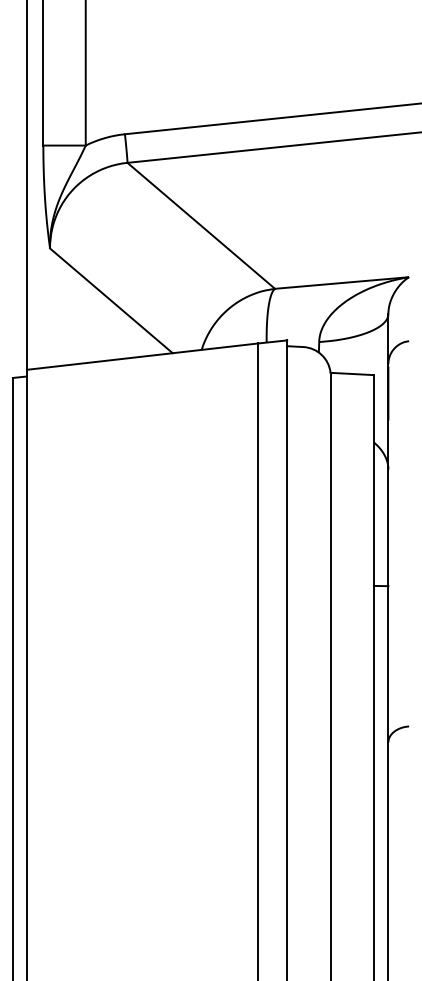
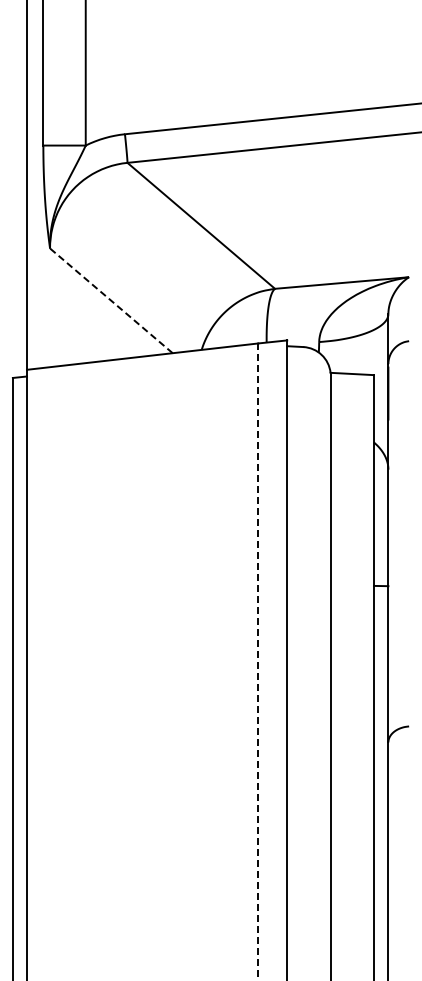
line: solid -> dashed (111, 300)
line: solid -> dashed (258, 662)
